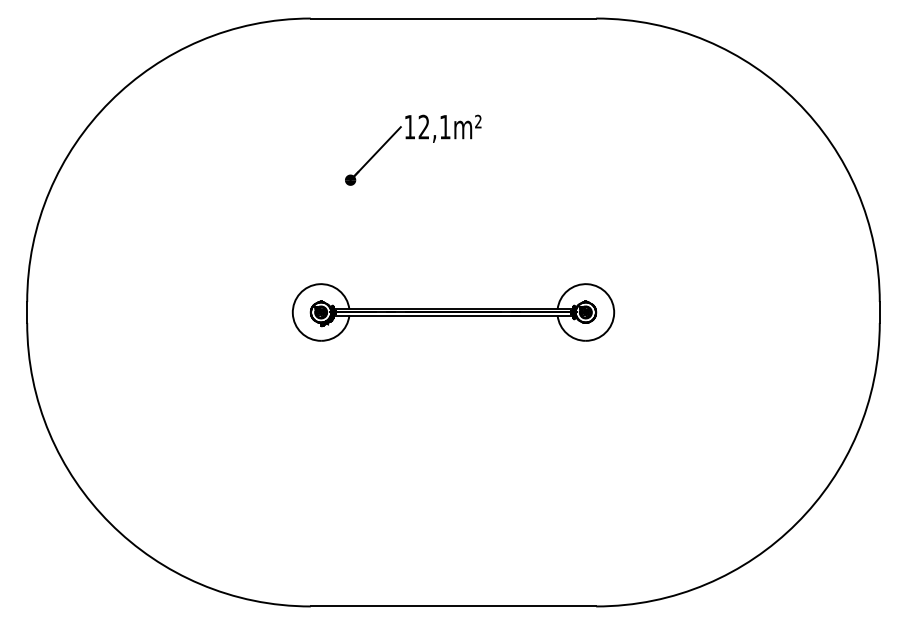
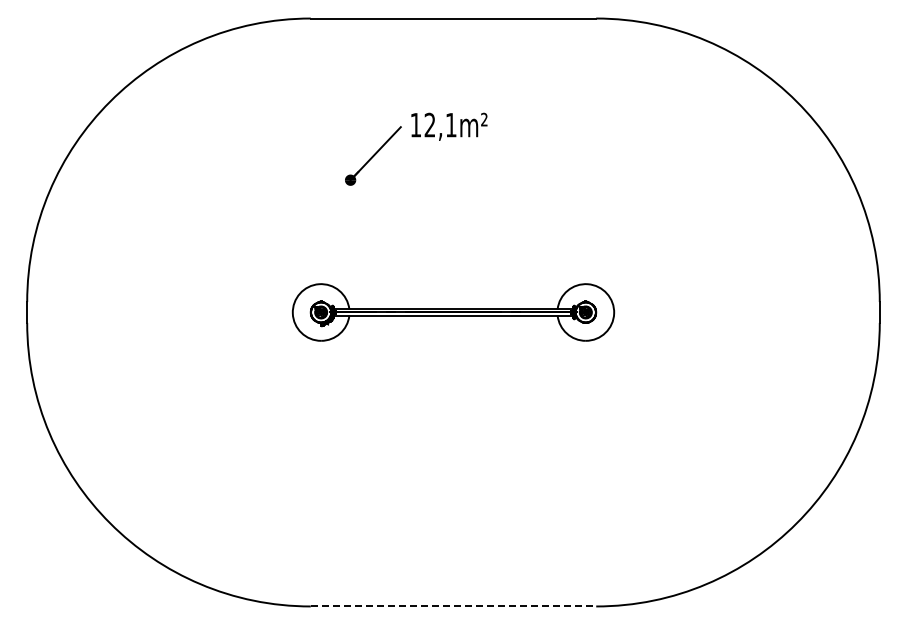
text position: (443, 128) -> (449, 126) (449, 126)
line: solid -> dashed (453, 606)
